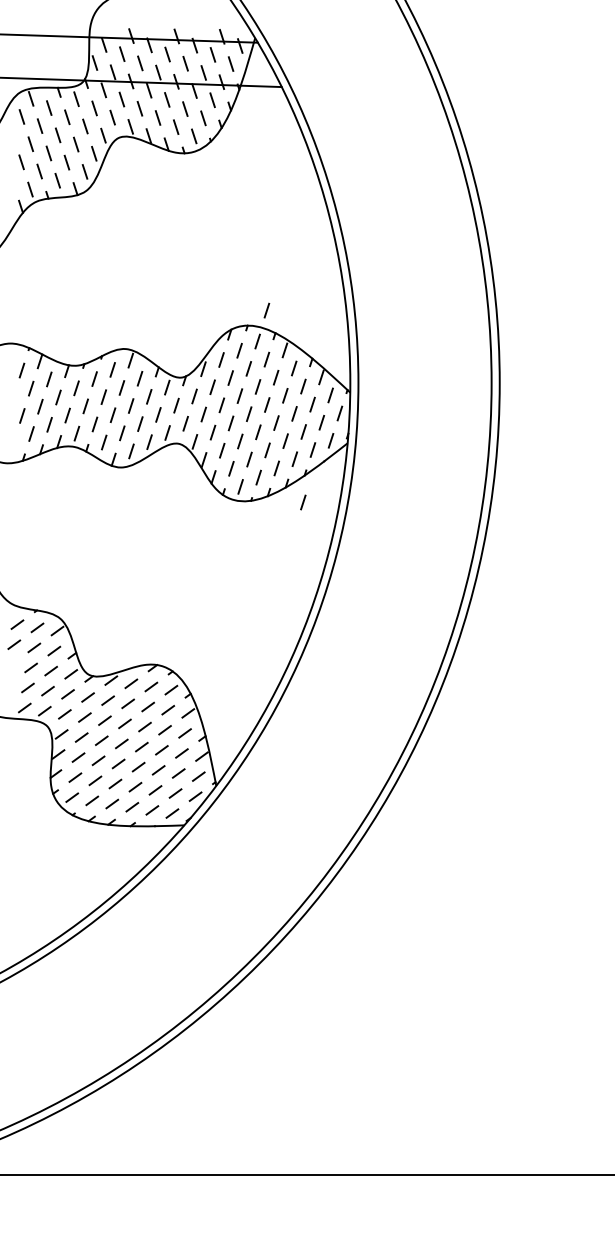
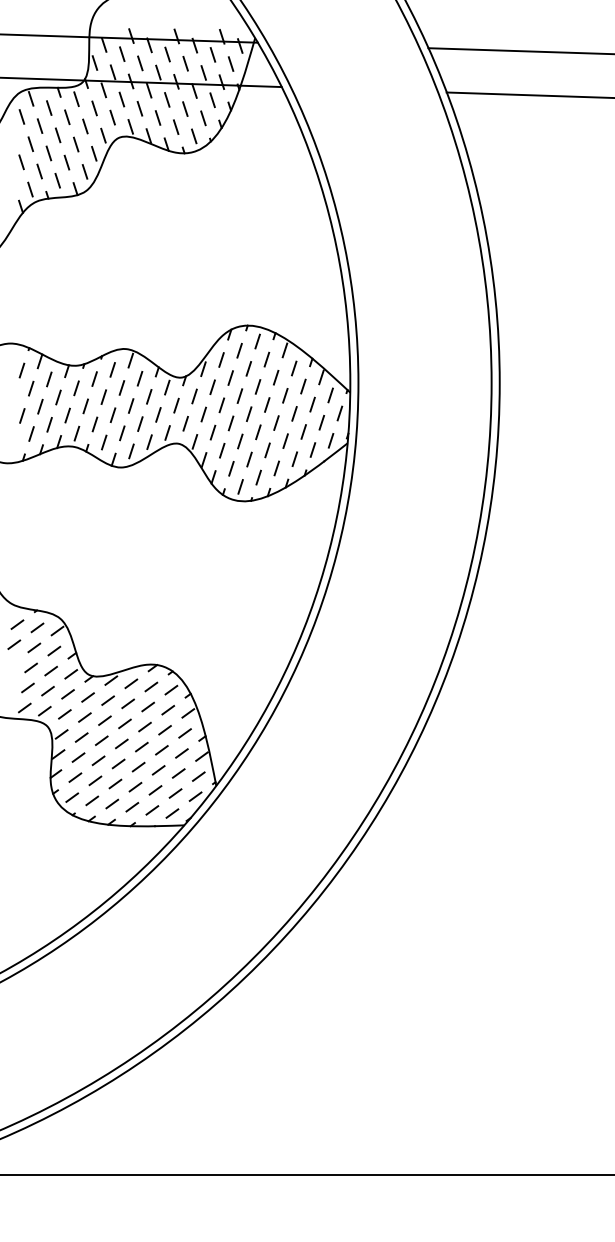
line: none -> present (519, 51)
line: none -> present (528, 94)
line: present -> none (266, 310)
line: present -> none (303, 502)
